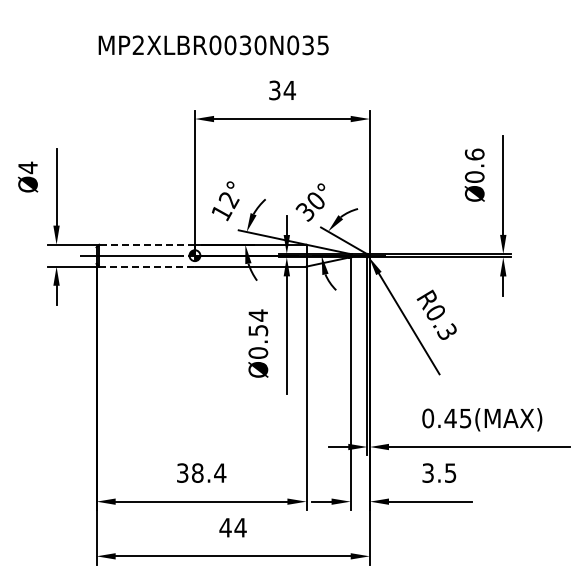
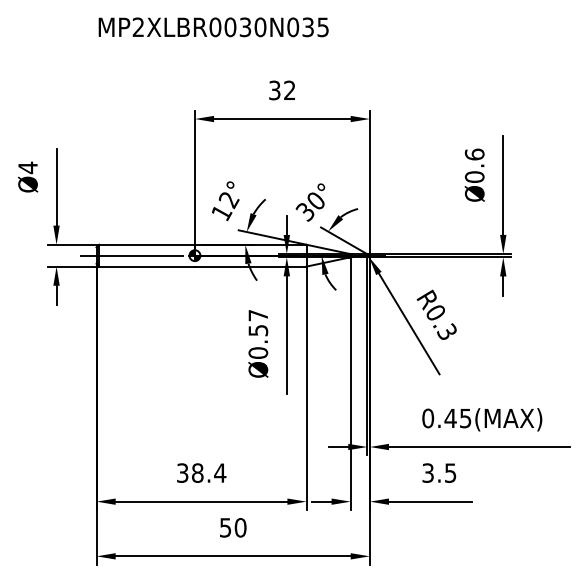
text position: (213, 45) -> (213, 27) (213, 27)
text: 34 -> 32 (289, 89)
line: dashed -> solid (147, 244)
line: dashed -> solid (147, 266)
text: Ø0.54 -> Ø0.57 (257, 315)
text: 44 -> 50 (232, 527)
